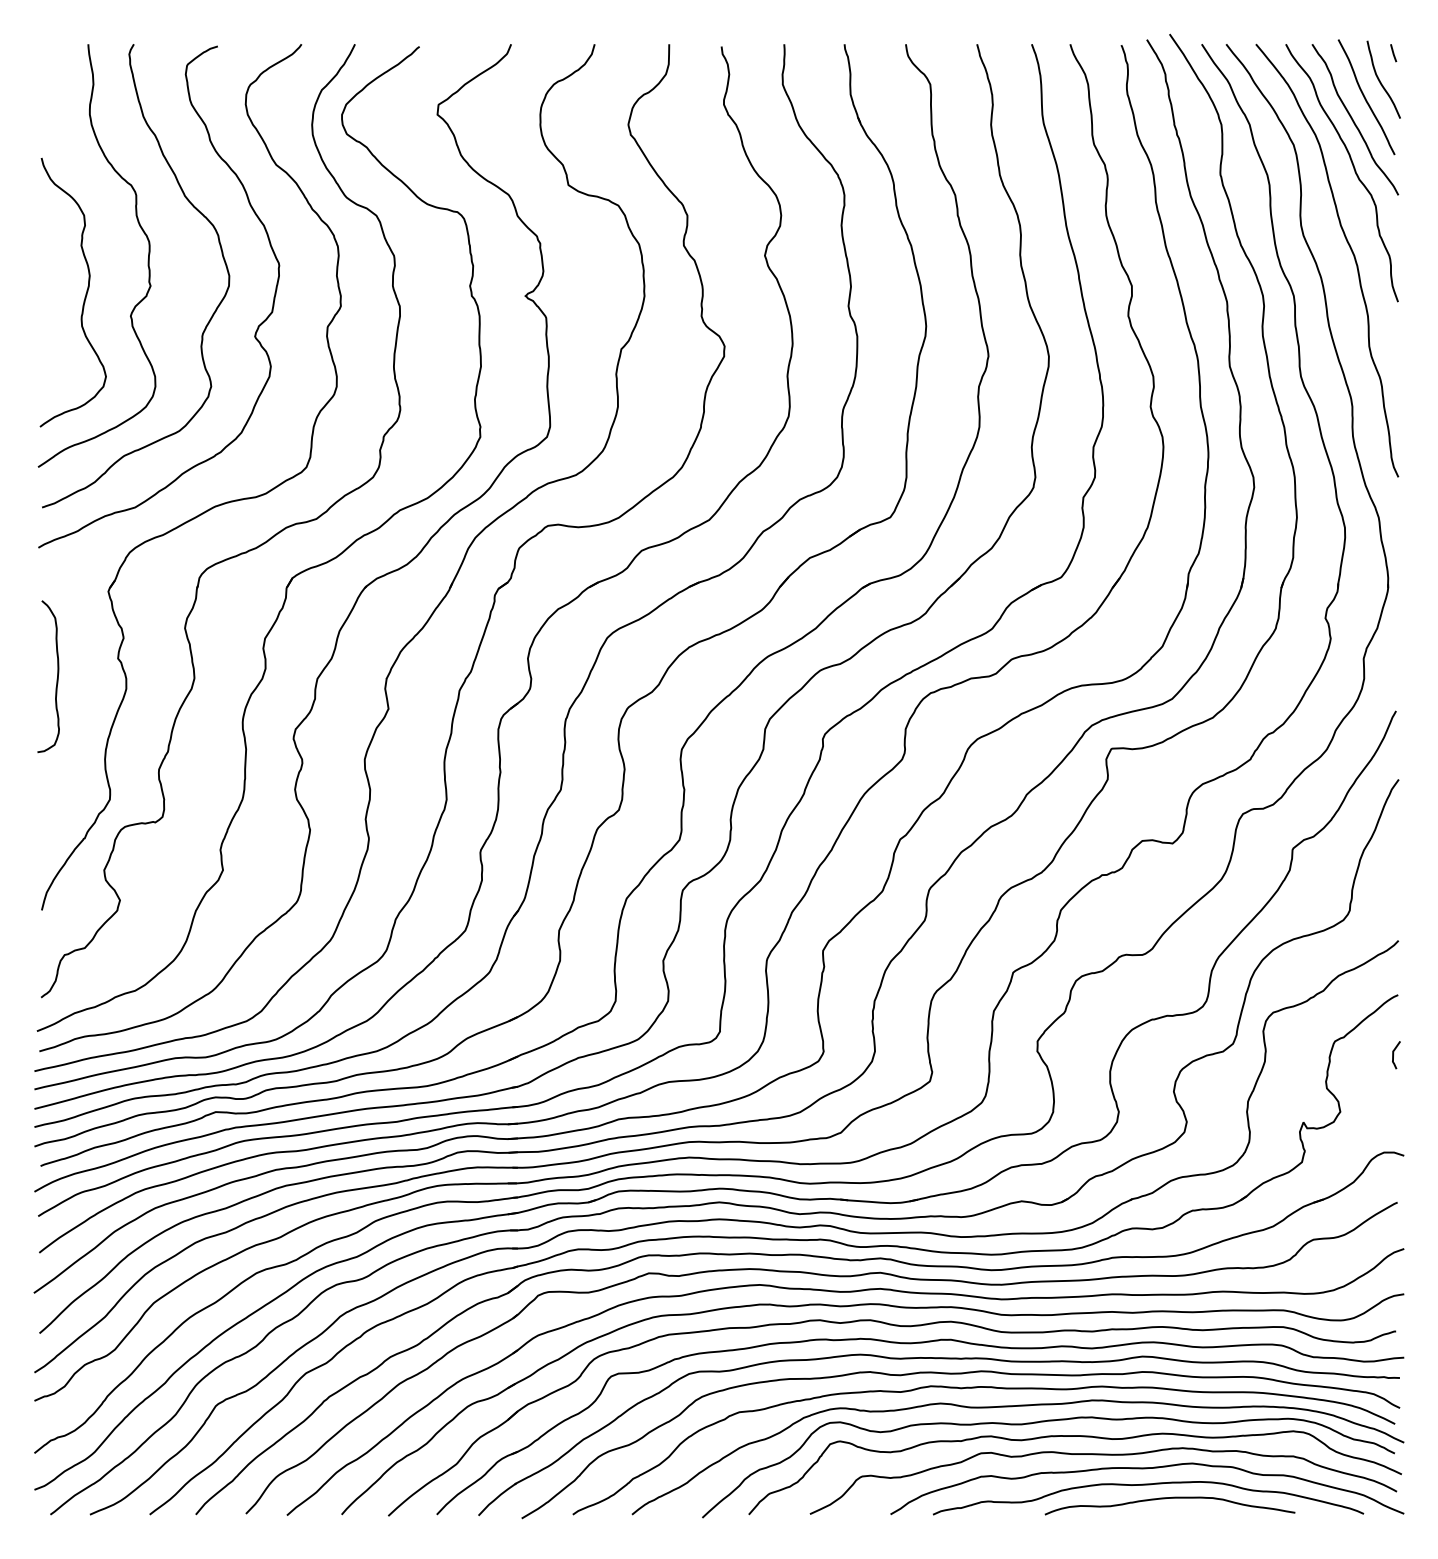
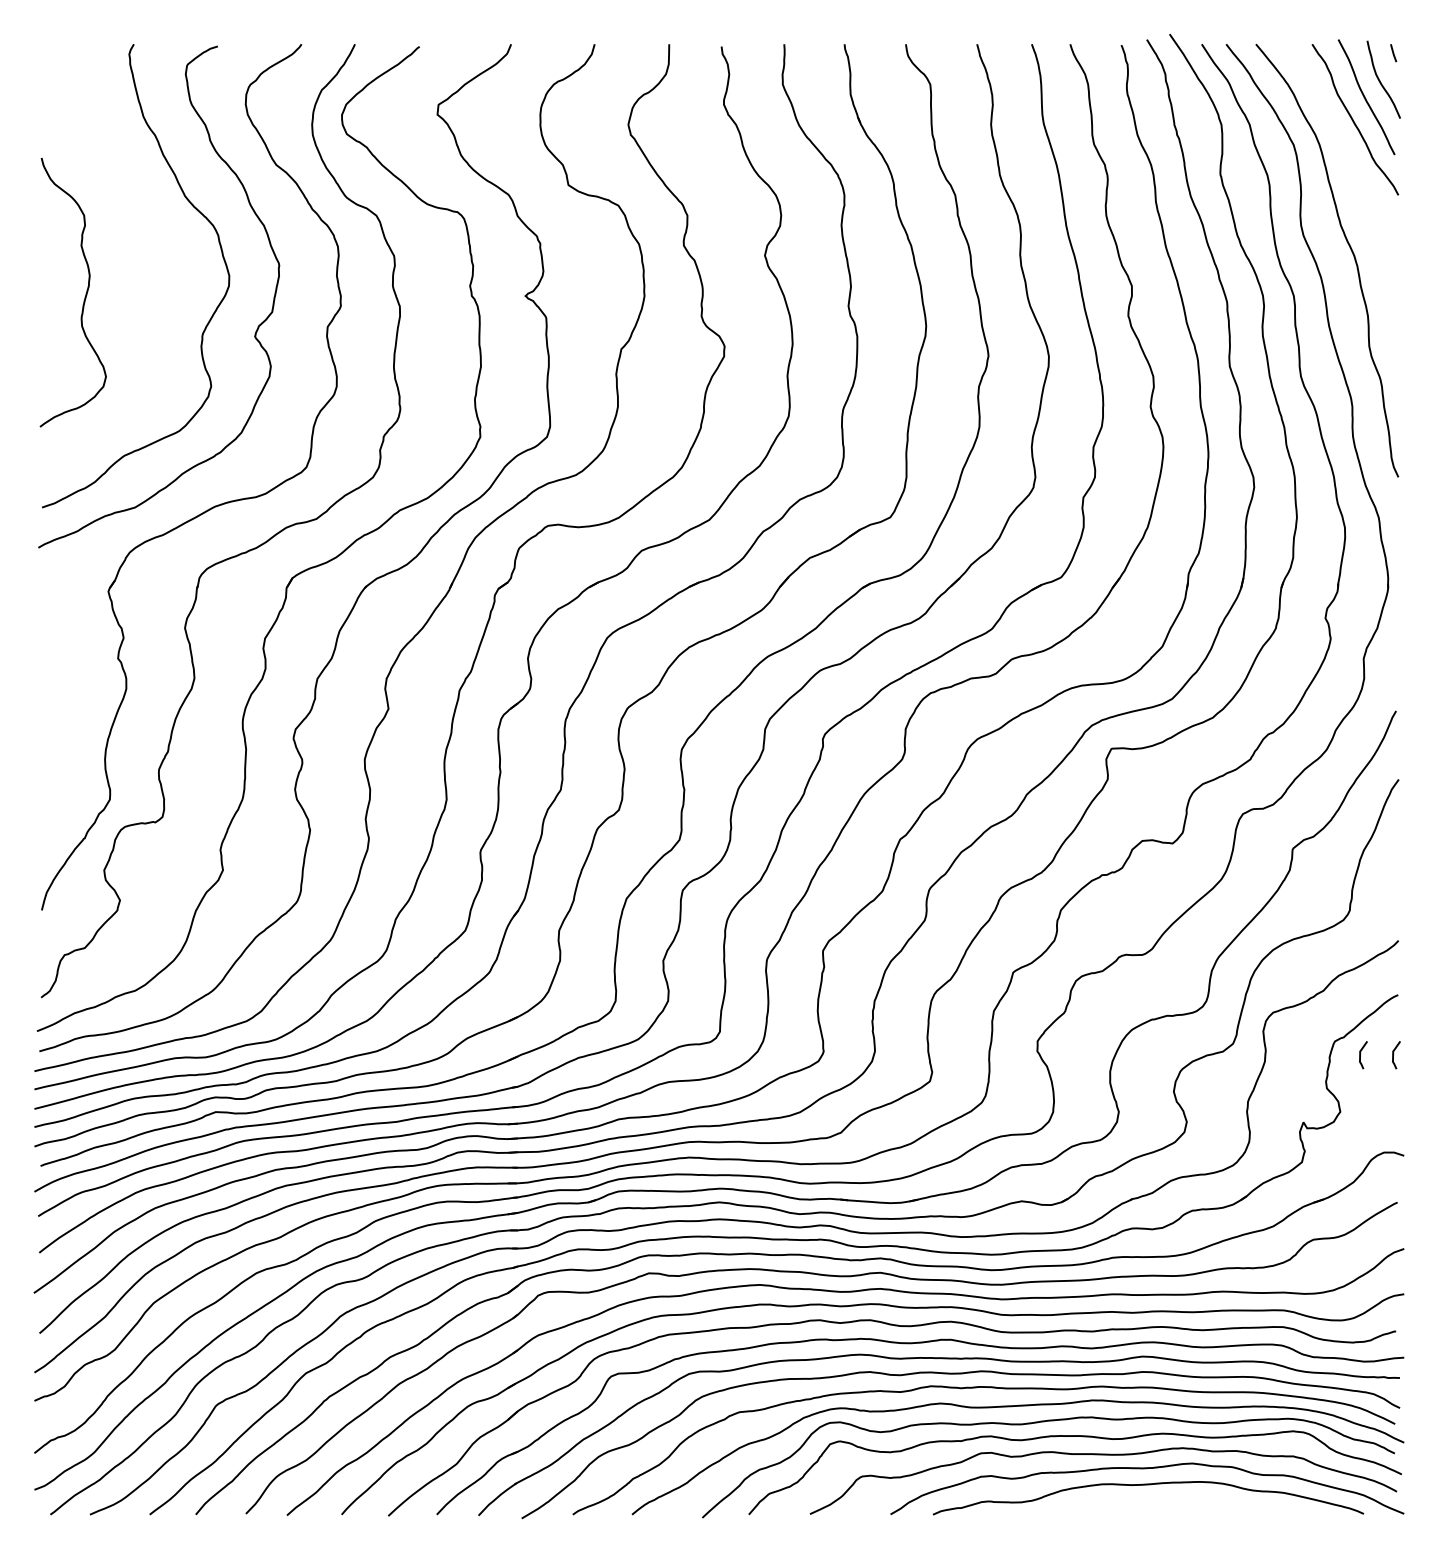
curve: present -> none (1353, 169)
curve: present -> none (147, 259)
curve: present -> none (56, 679)
curve: none -> present (1361, 1053)
curve: present -> none (1169, 1498)
